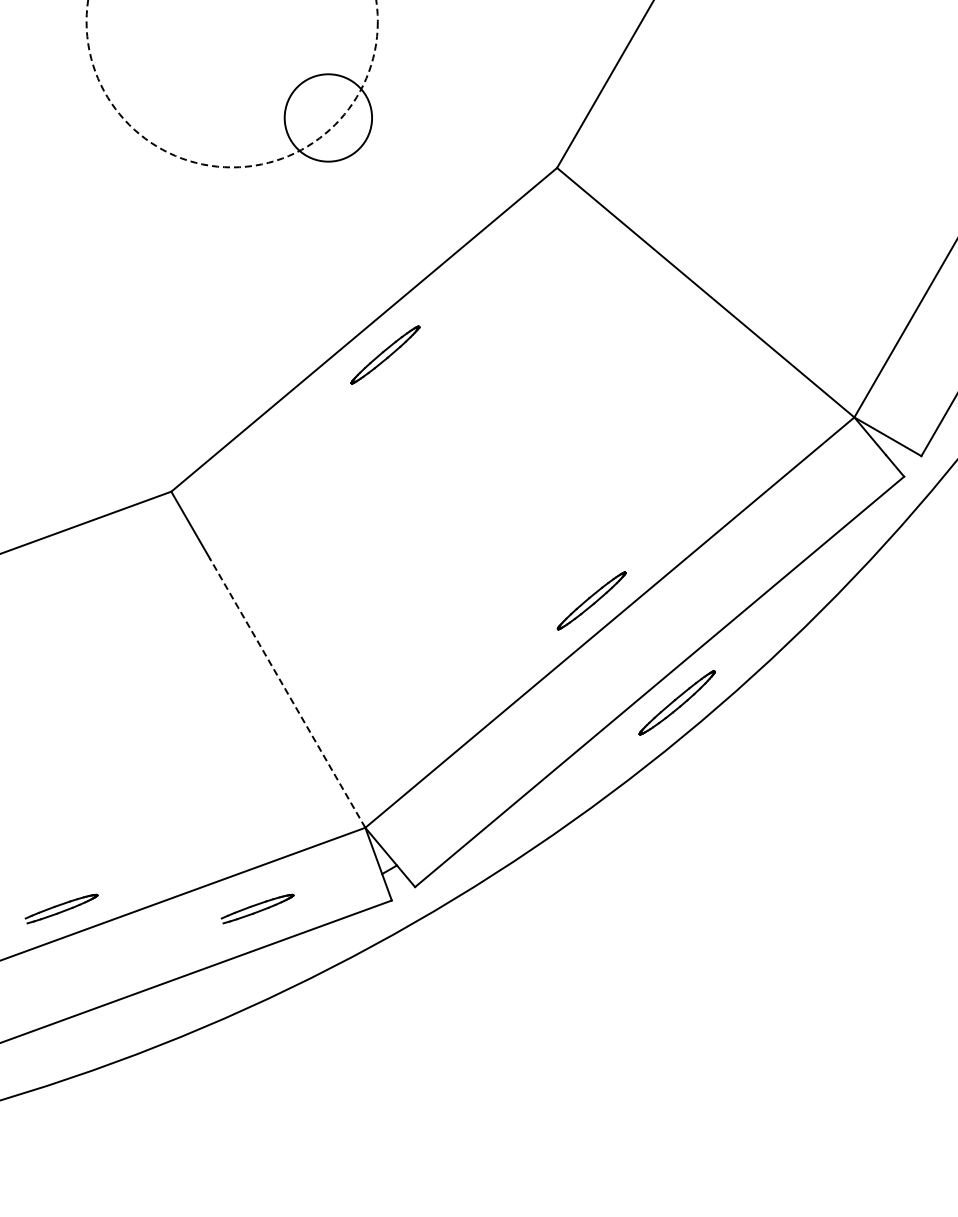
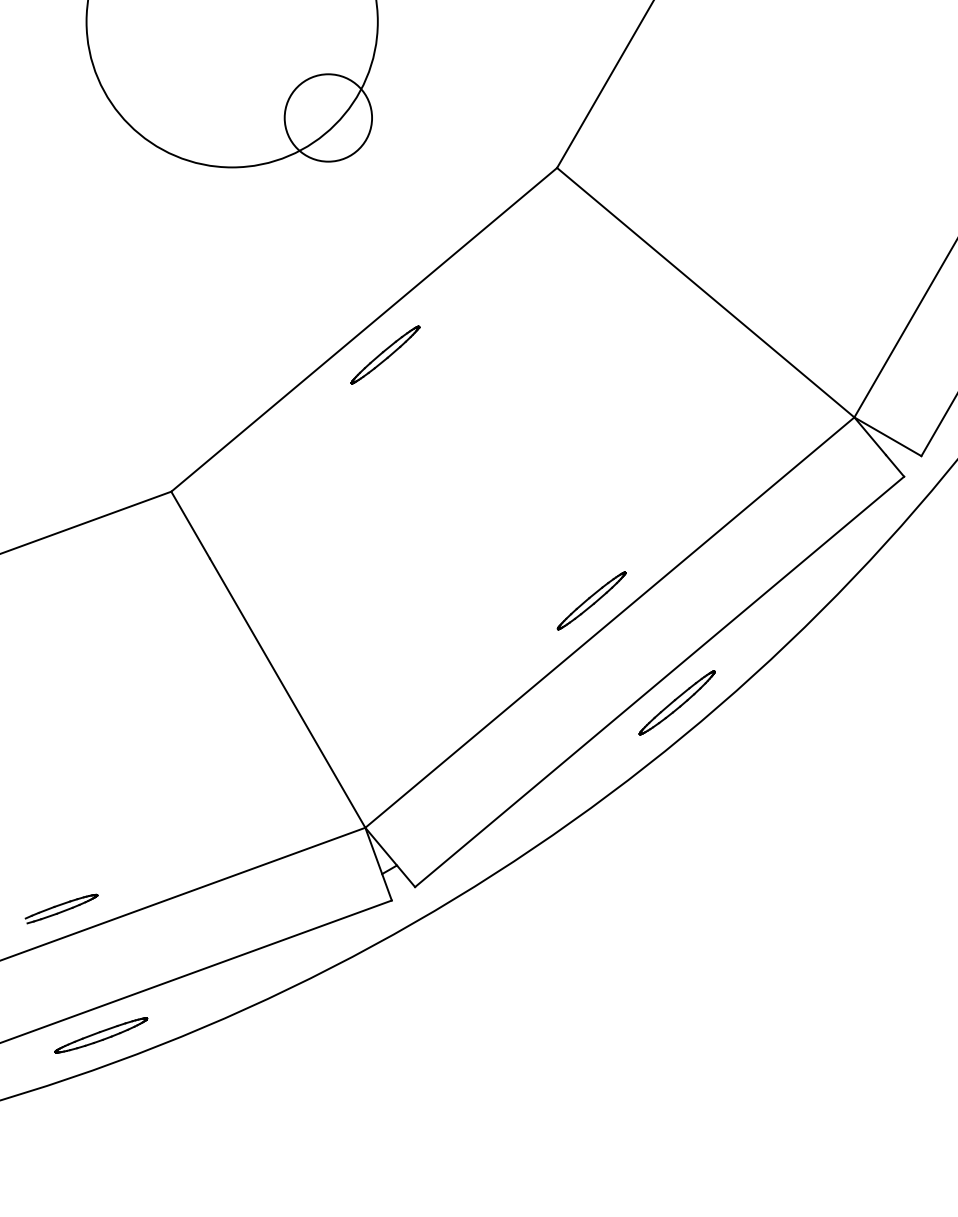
circle: dashed -> solid (231, 83)
line: dashed -> solid (287, 692)
part: present -> none (257, 908)
part: none -> present (101, 1035)
